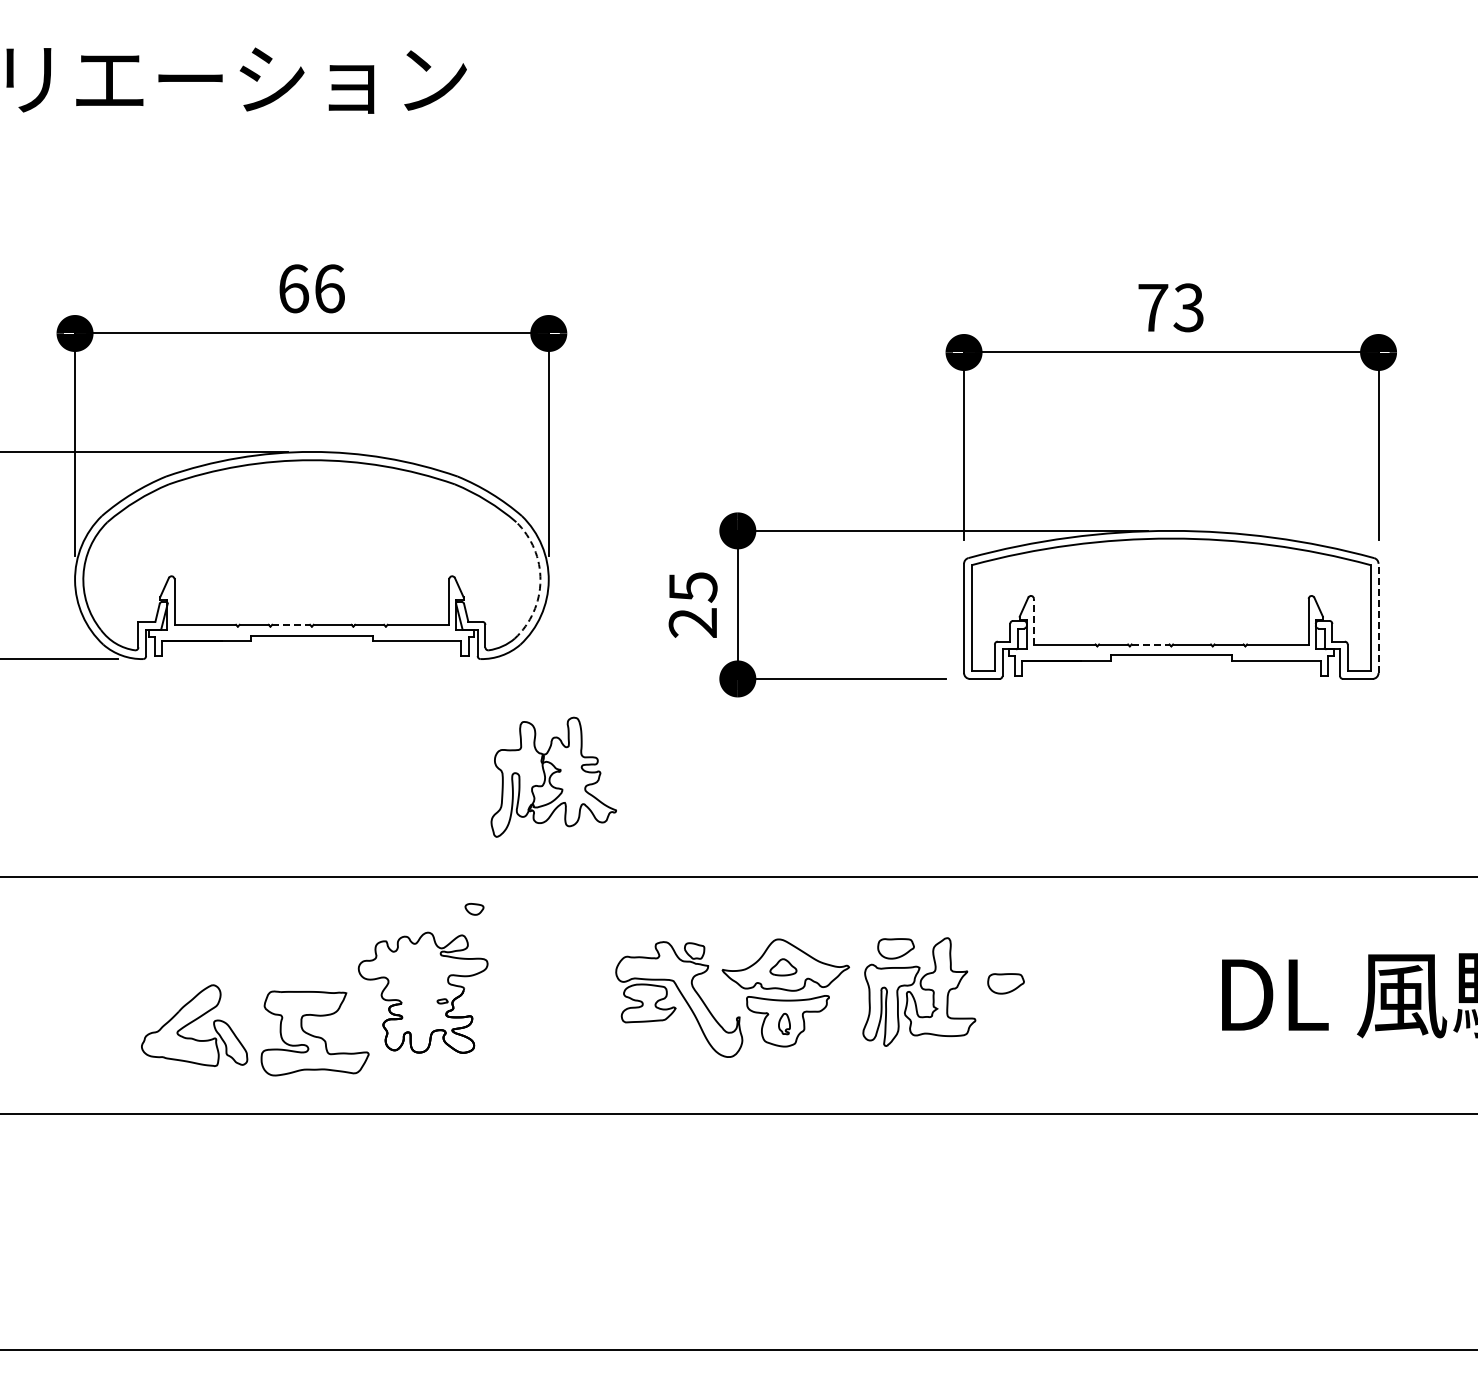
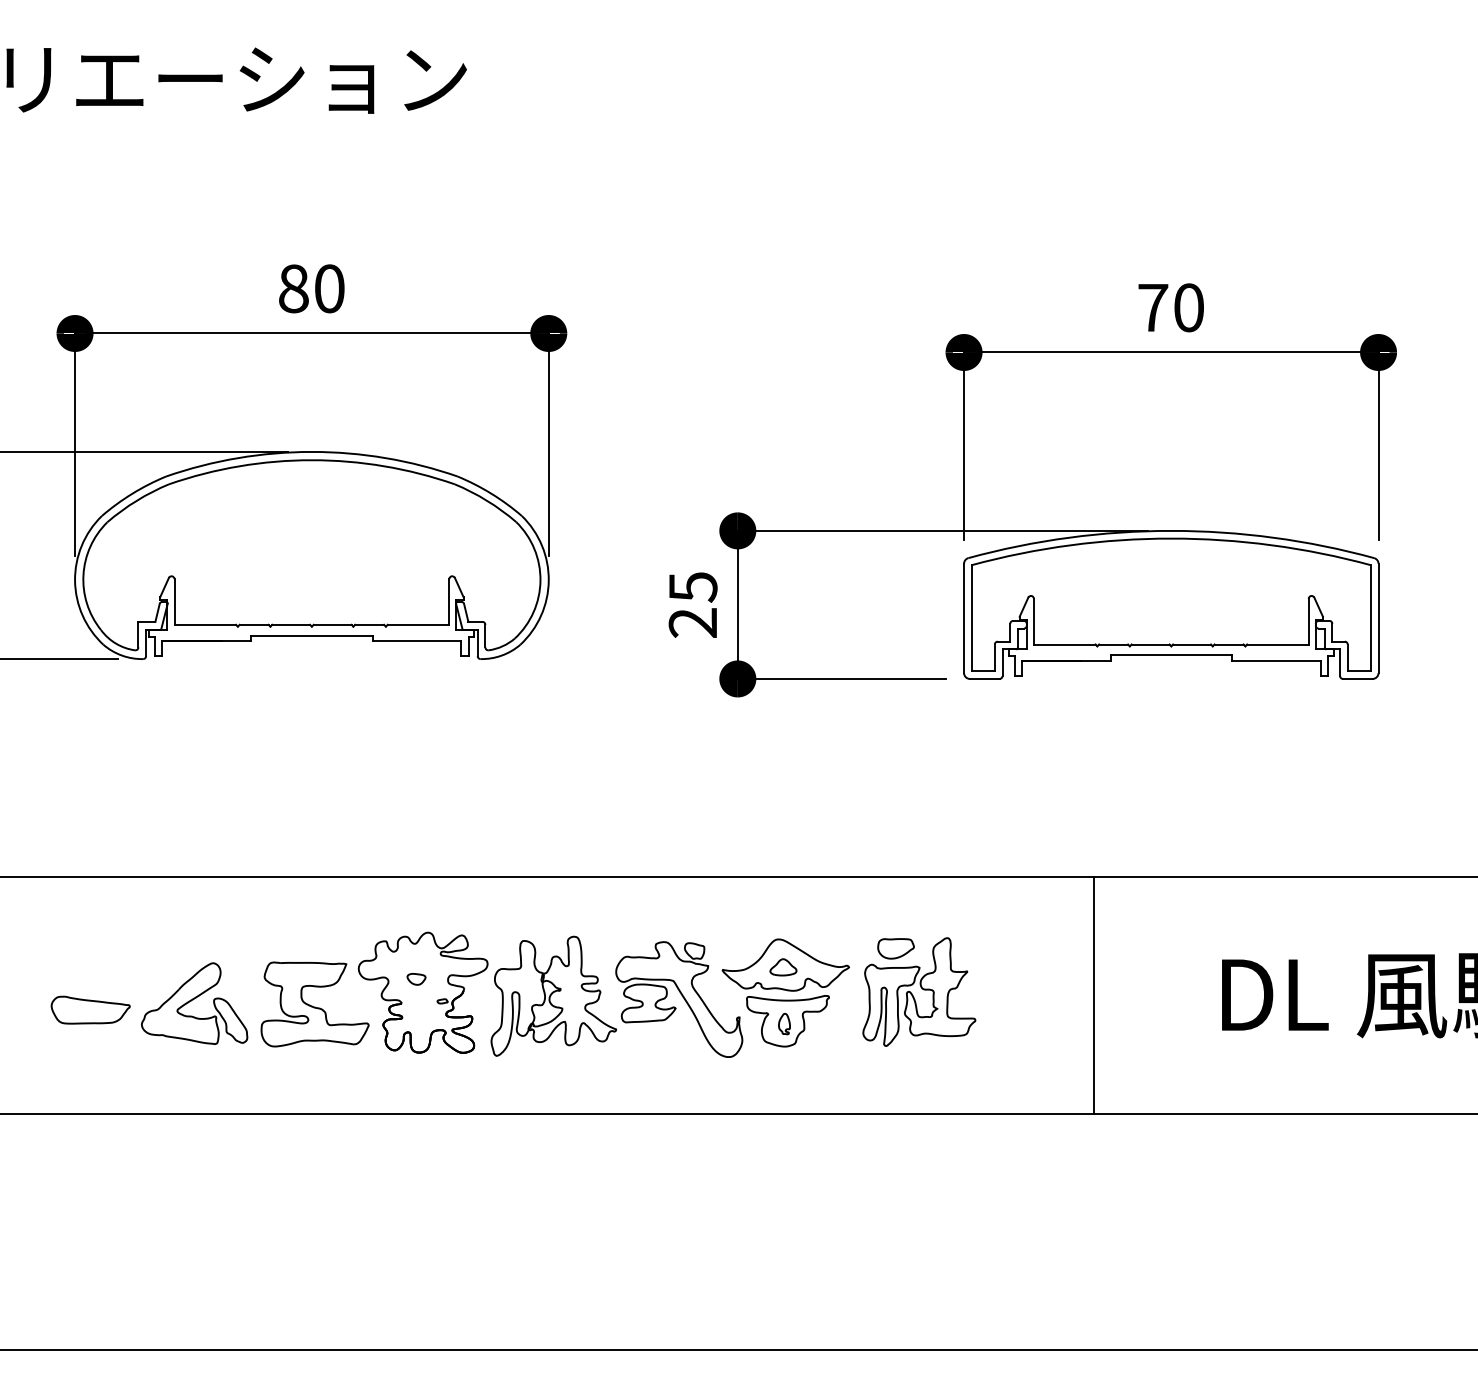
text: 66 -> 80 (311, 288)
text: 73 -> 70 (1188, 307)
arc: dashed -> solid (540, 580)
line: dashed -> solid (1378, 618)
line: dashed -> solid (1033, 621)
line: dashed -> solid (291, 624)
line: dashed -> solid (1150, 644)
part position: (553, 776) -> (553, 995) (553, 995)
part position: (474, 909) -> (416, 979) (416, 979)
part: present -> none (1005, 983)
line: none -> present (1093, 994)
curve: none -> present (90, 1001)
part position: (194, 1025) -> (194, 1003) (194, 1003)
curve position: (314, 1035) -> (314, 1006) (314, 1006)
